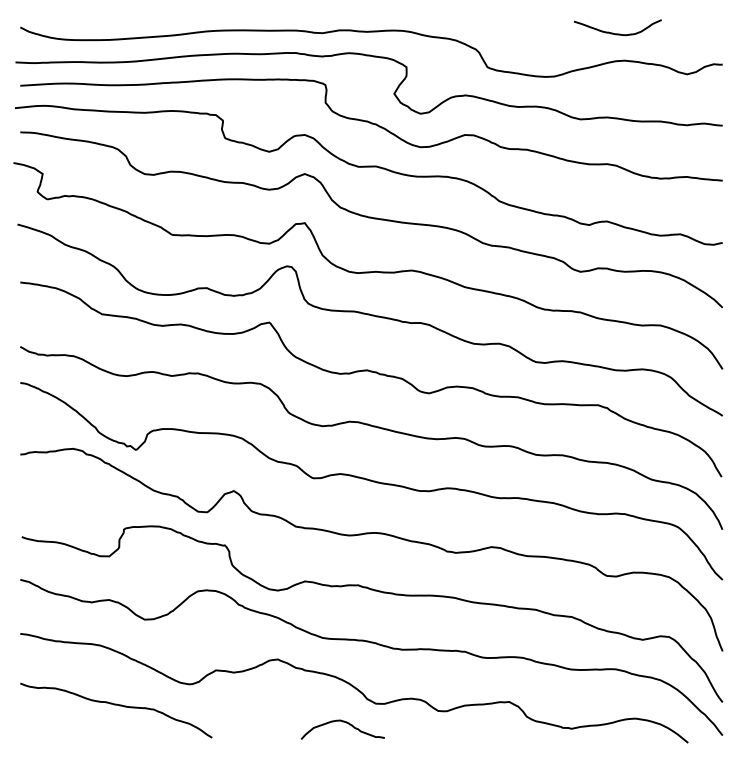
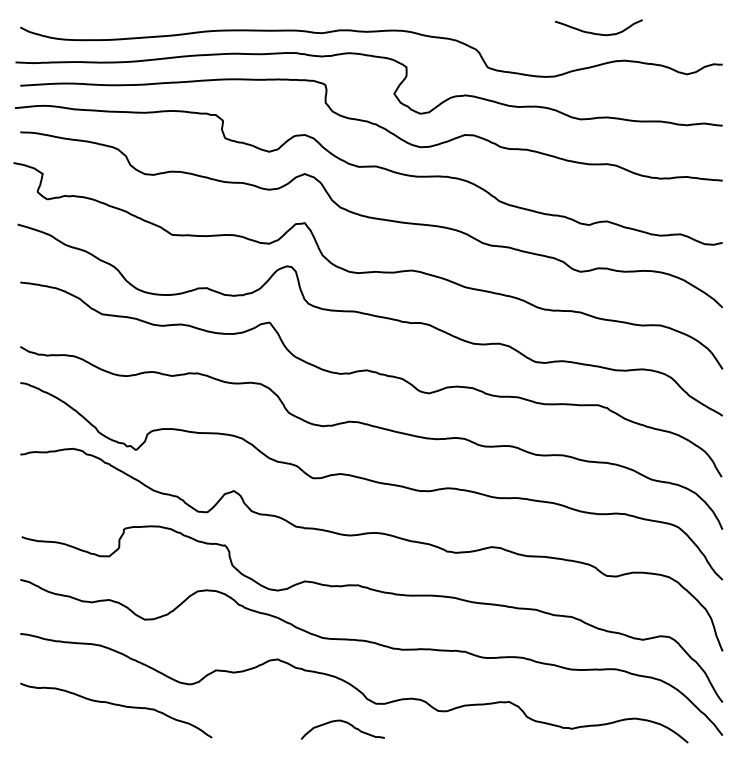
curve position: (617, 33) -> (598, 33) (598, 33)
